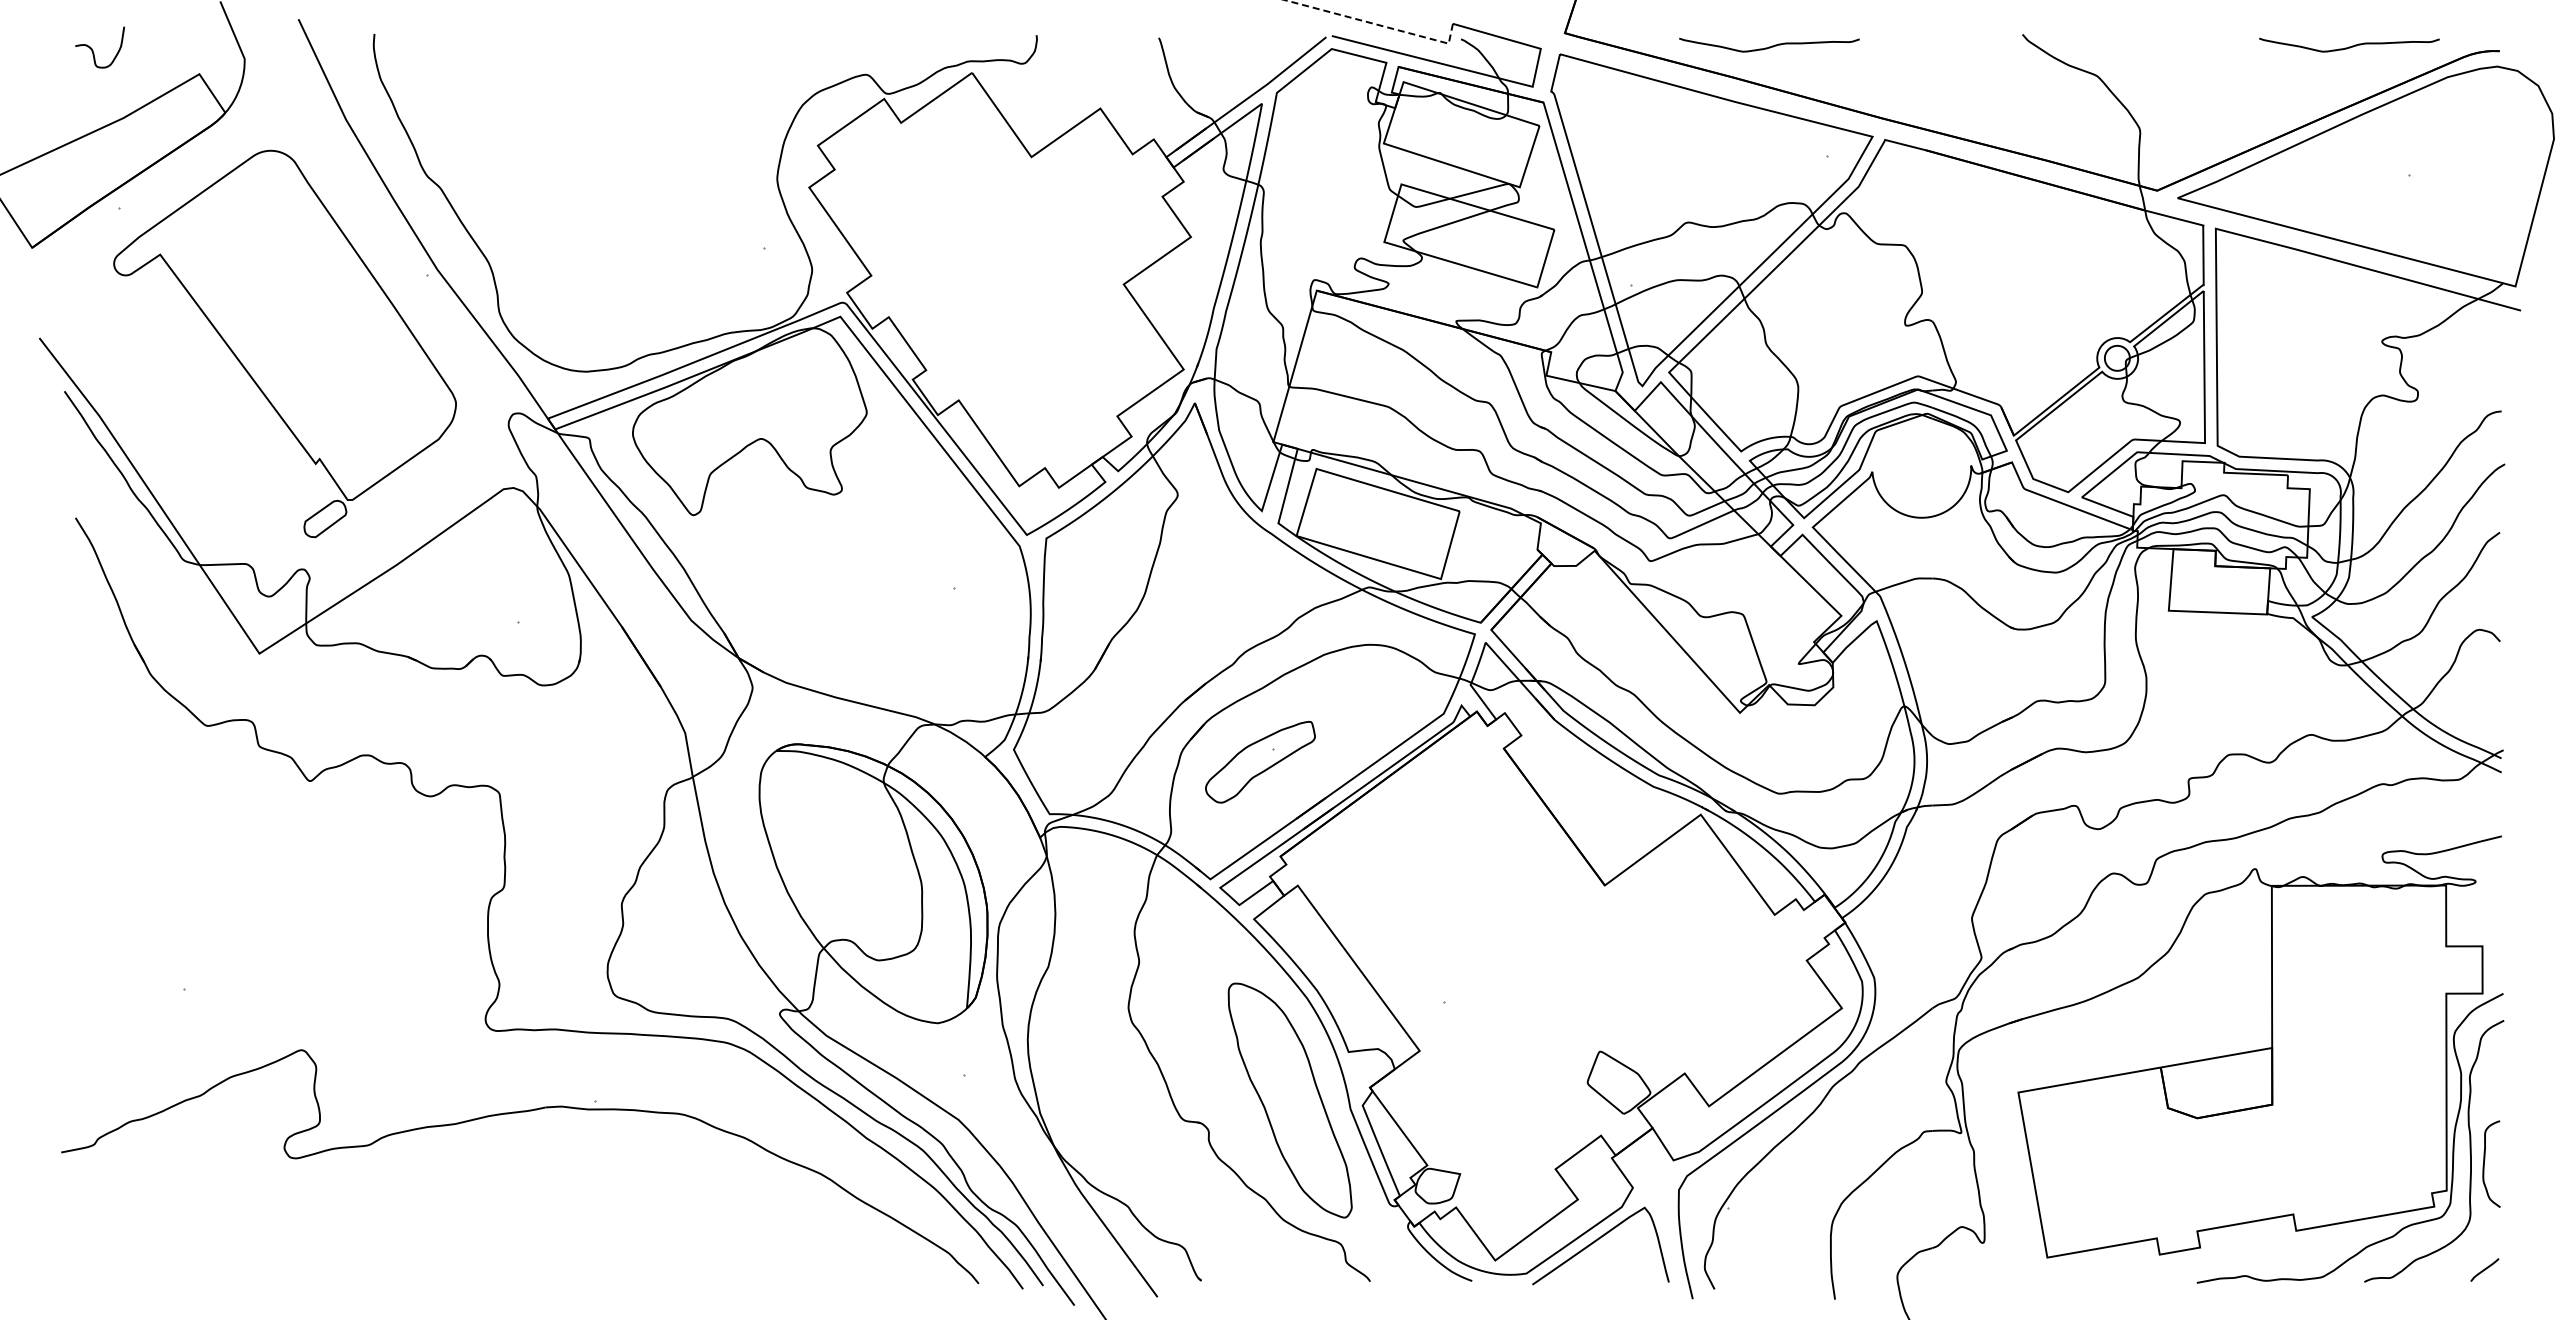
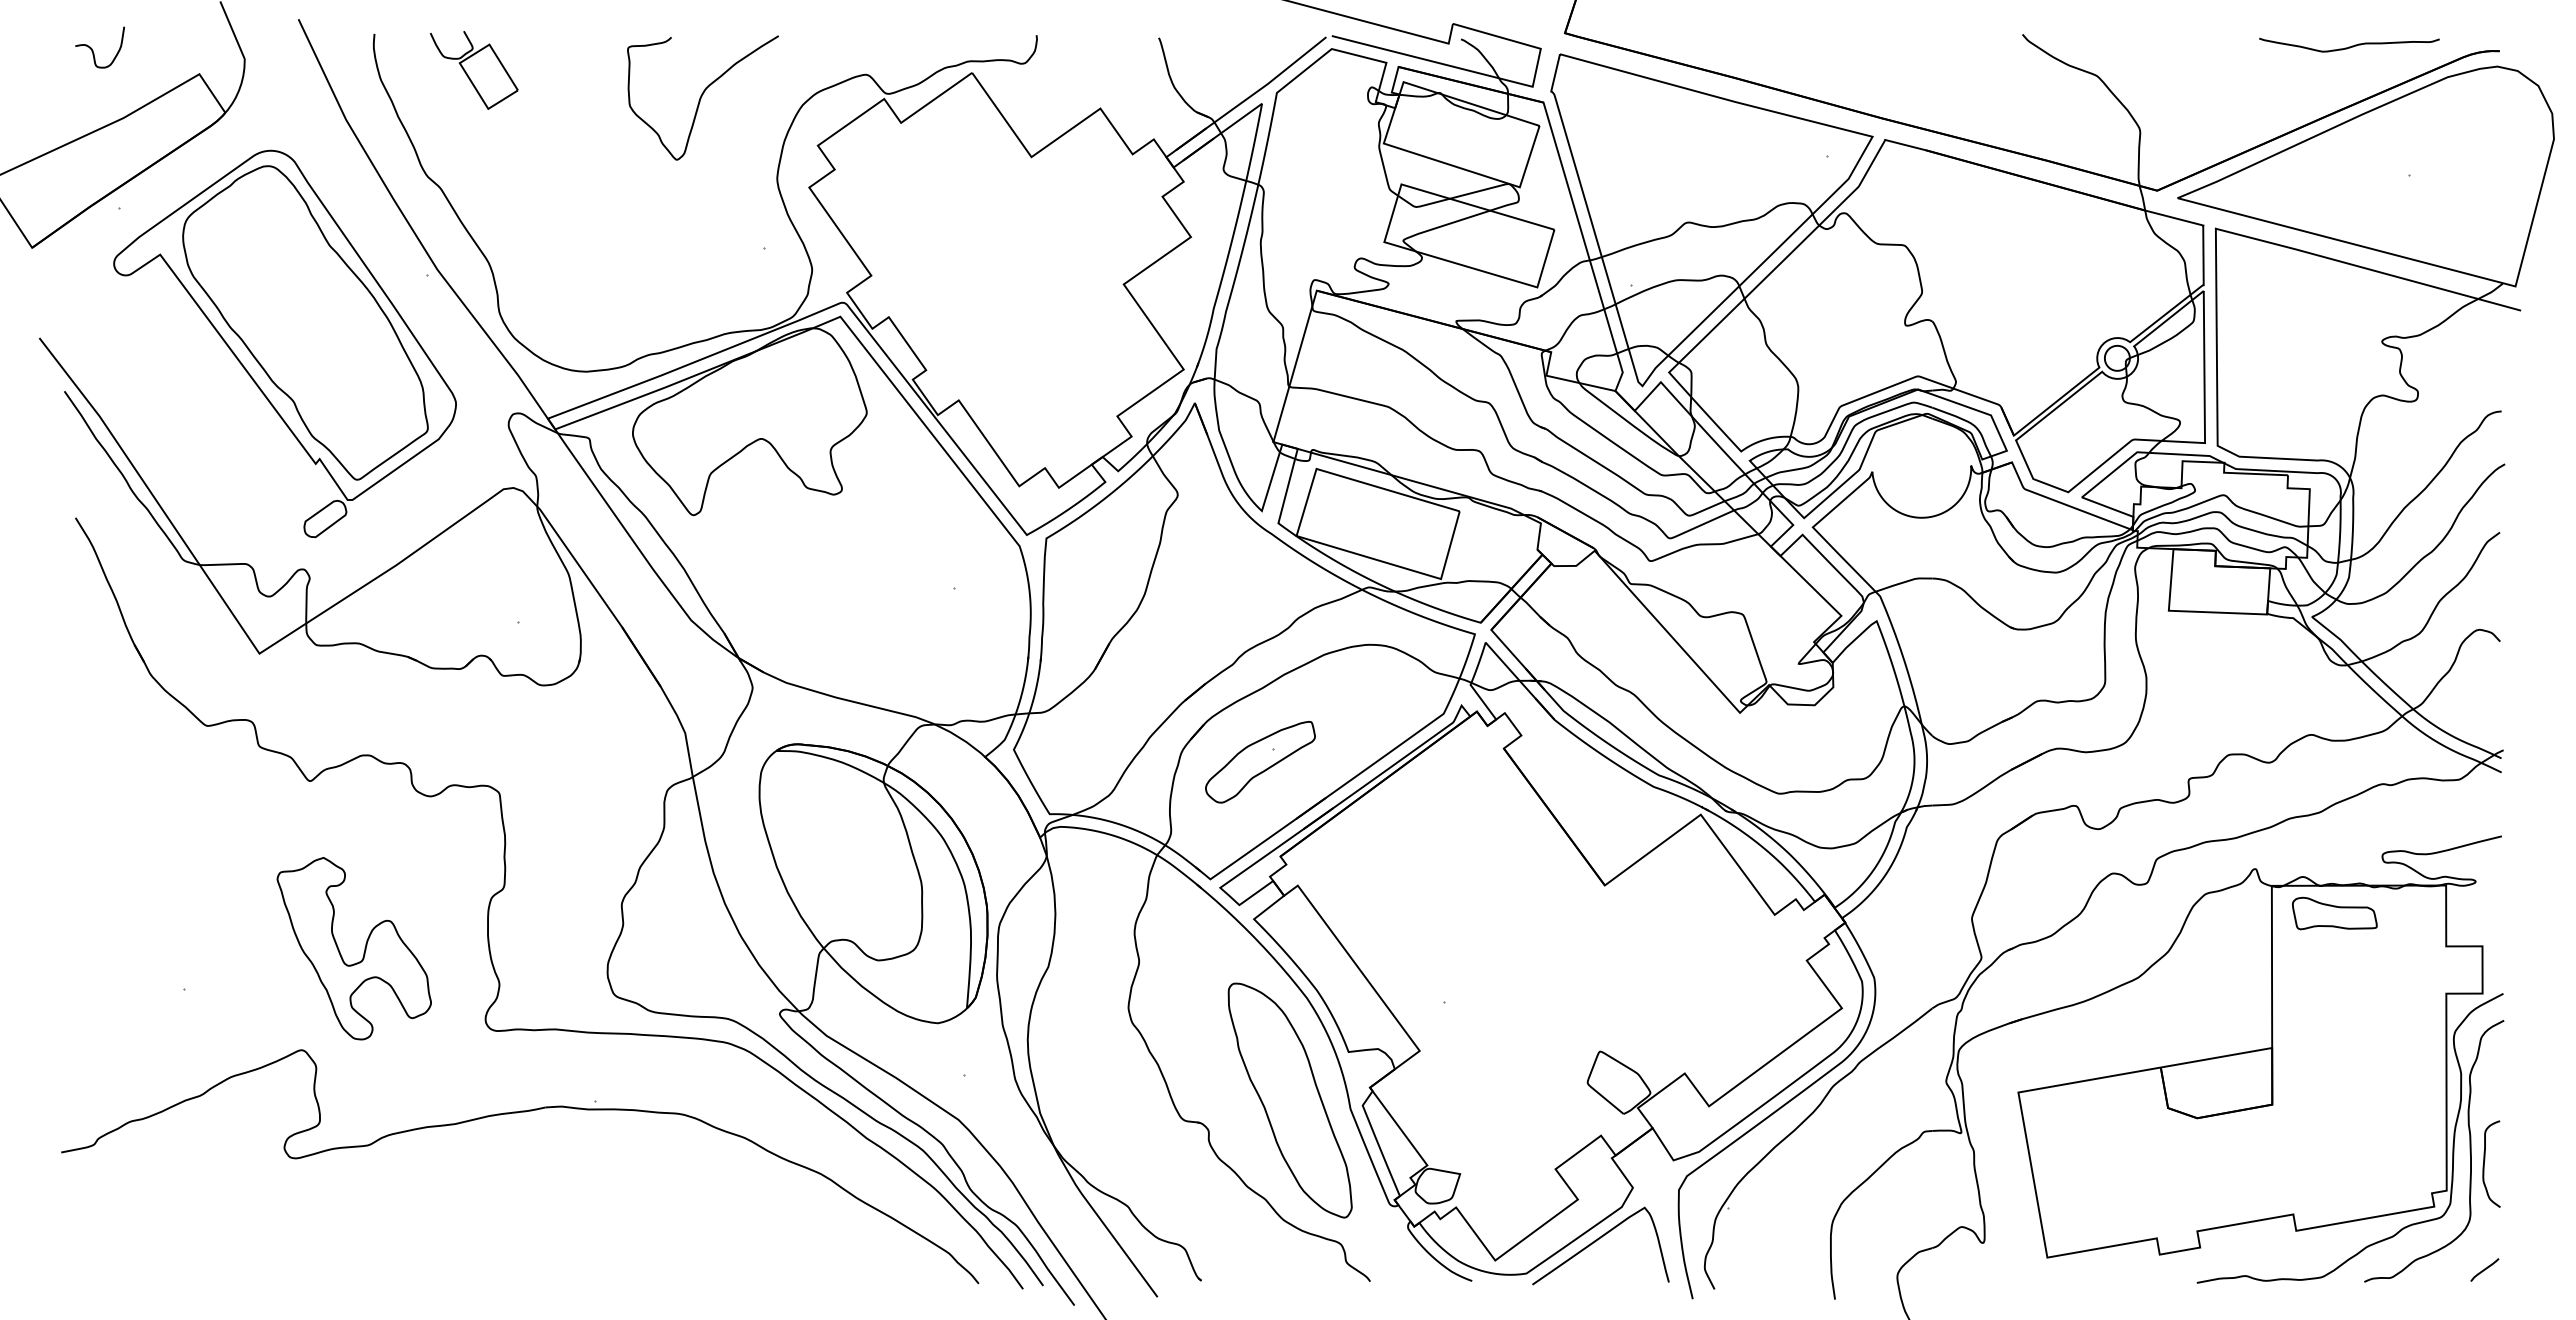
line: dashed -> solid (1377, 24)
curve: present -> none (1769, 46)
part: none -> present (473, 70)
curve: none -> present (702, 96)
part: none -> present (305, 322)
part: none -> present (2334, 913)
part: none -> present (363, 952)
